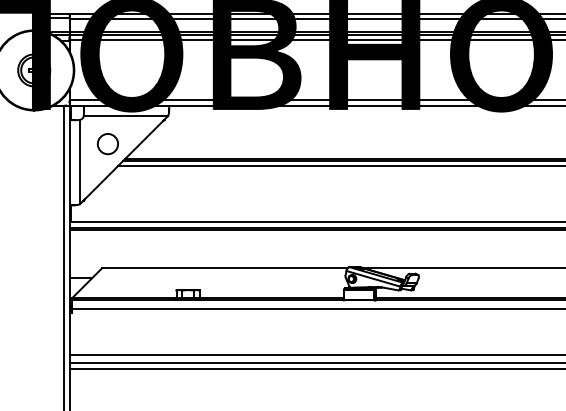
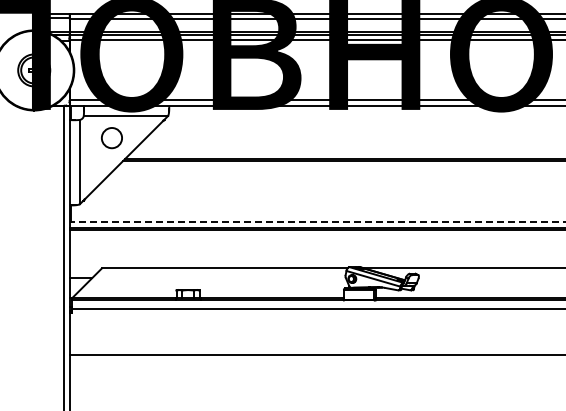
circle position: (107, 144) -> (111, 138) (111, 138)
line: present -> none (340, 165)
line: solid -> dashed (317, 222)
line: present -> none (315, 362)
line: present -> none (315, 368)
